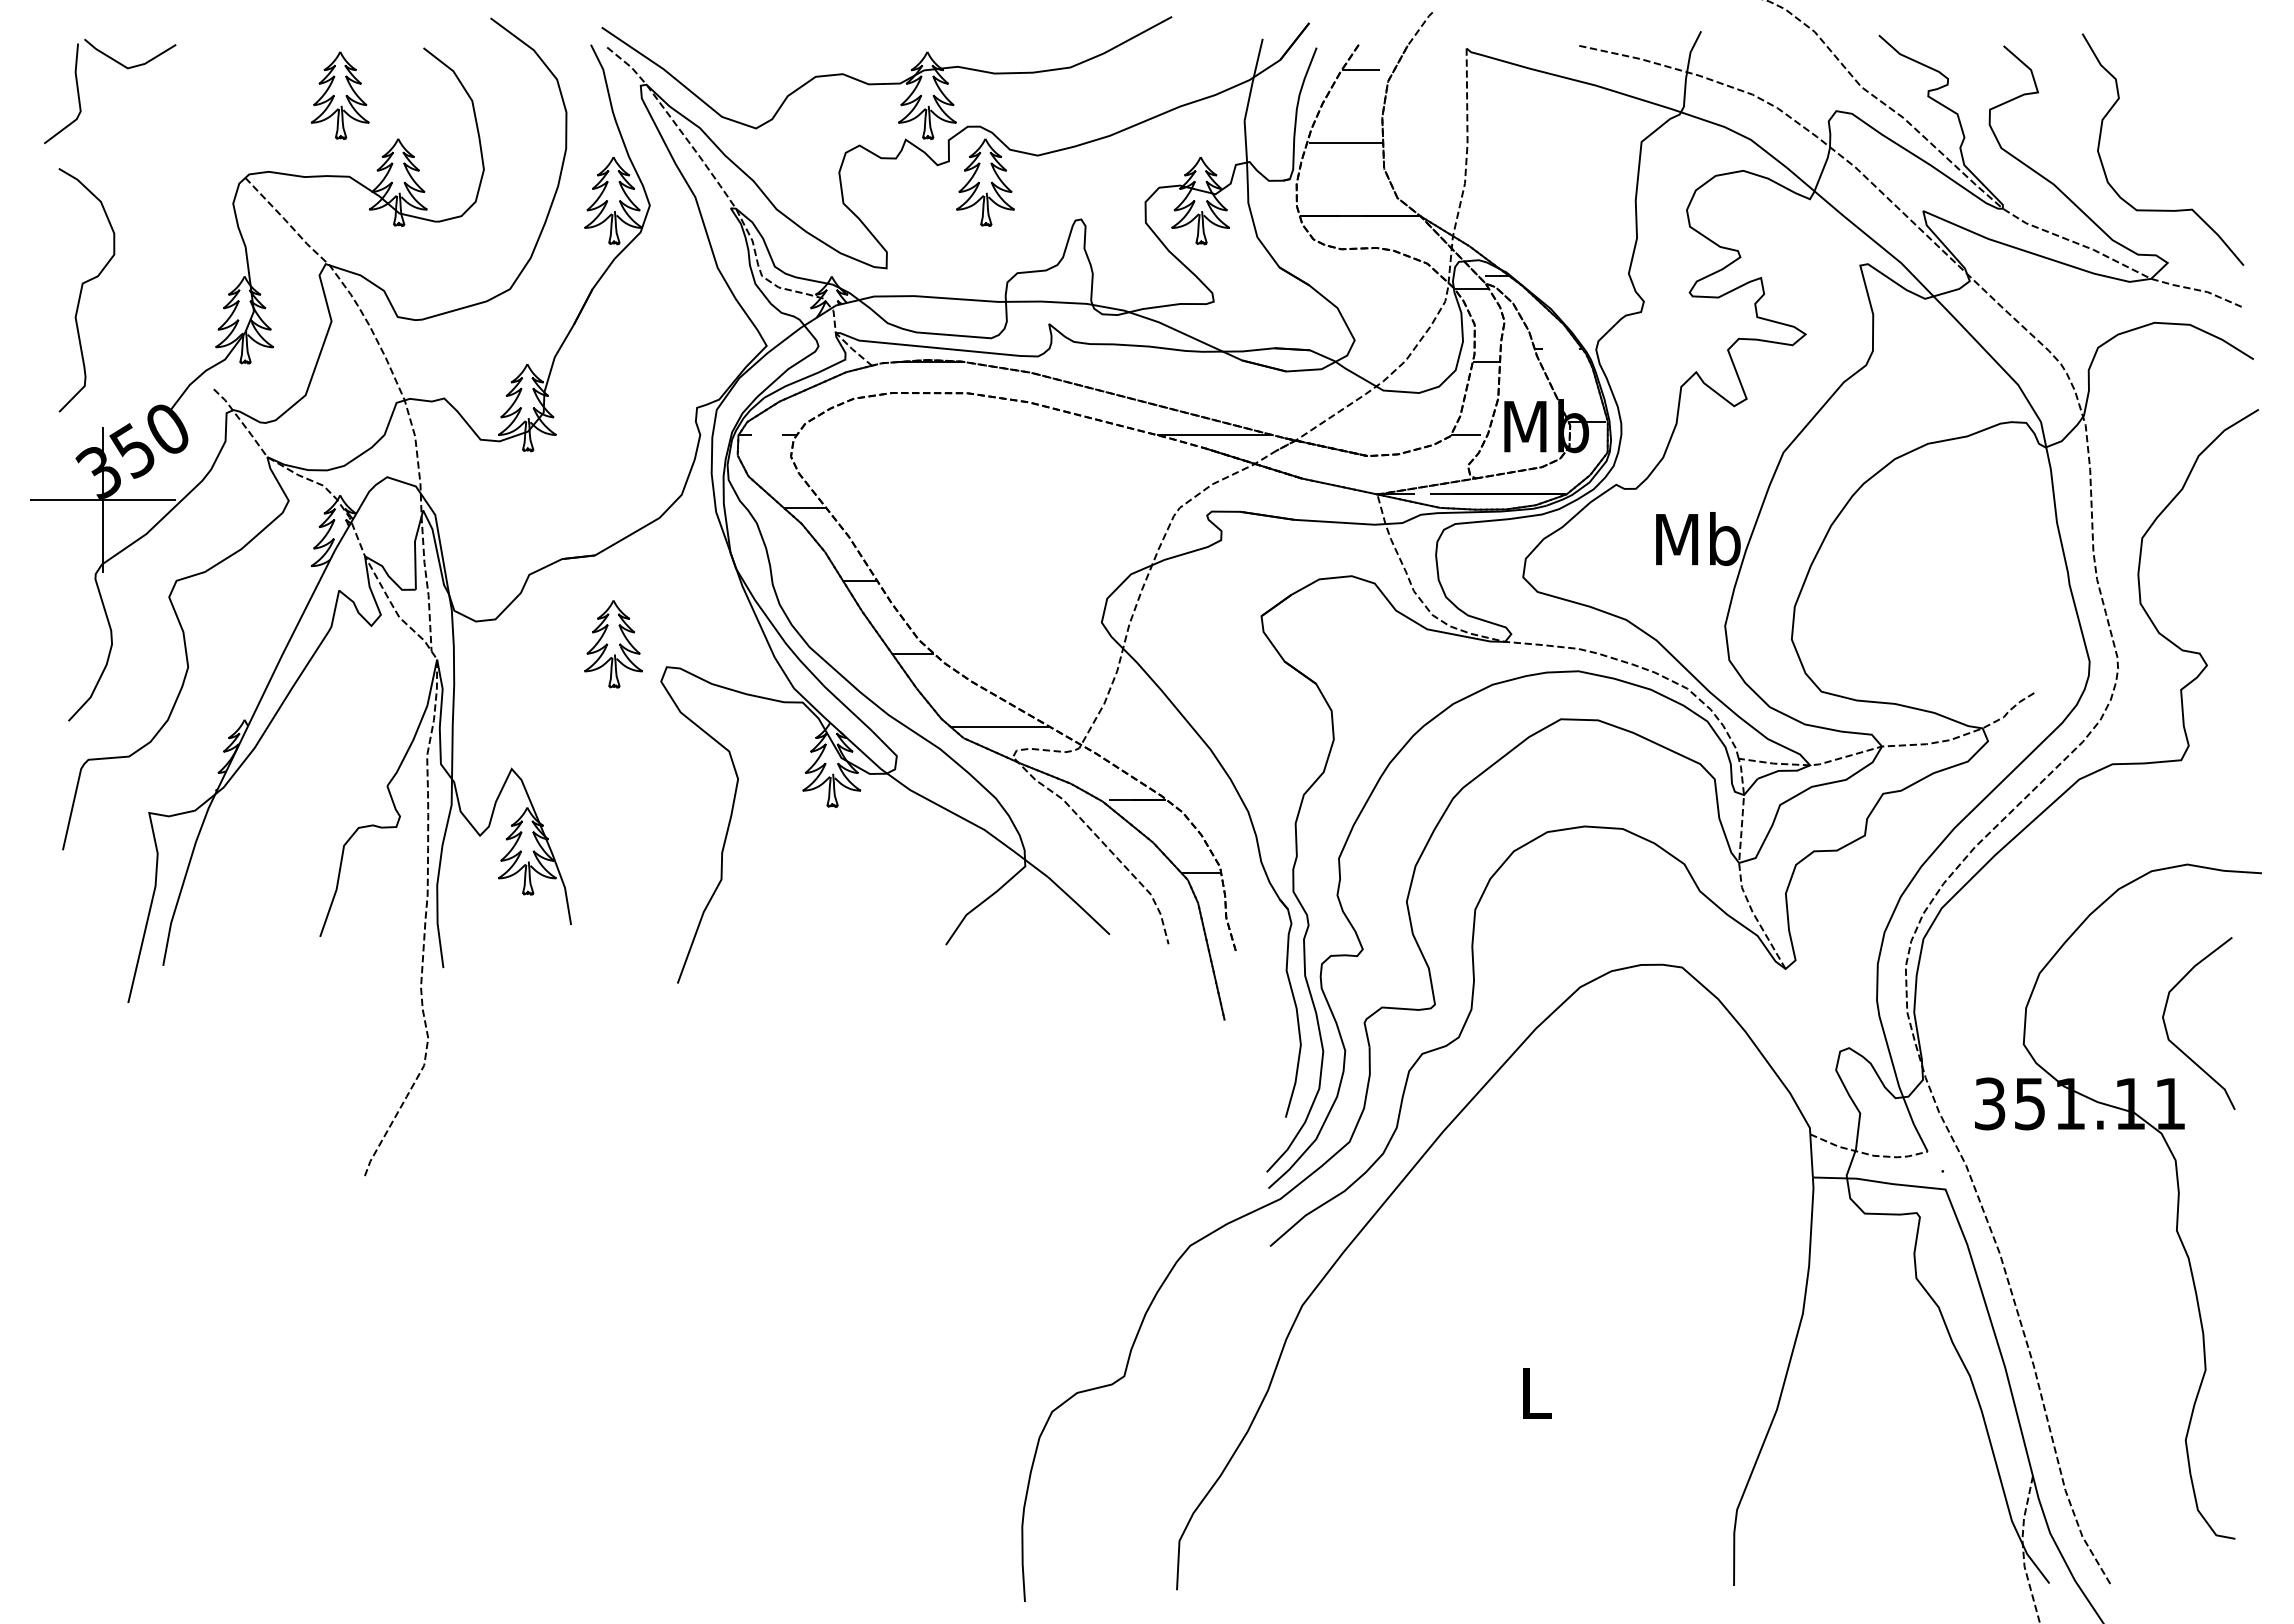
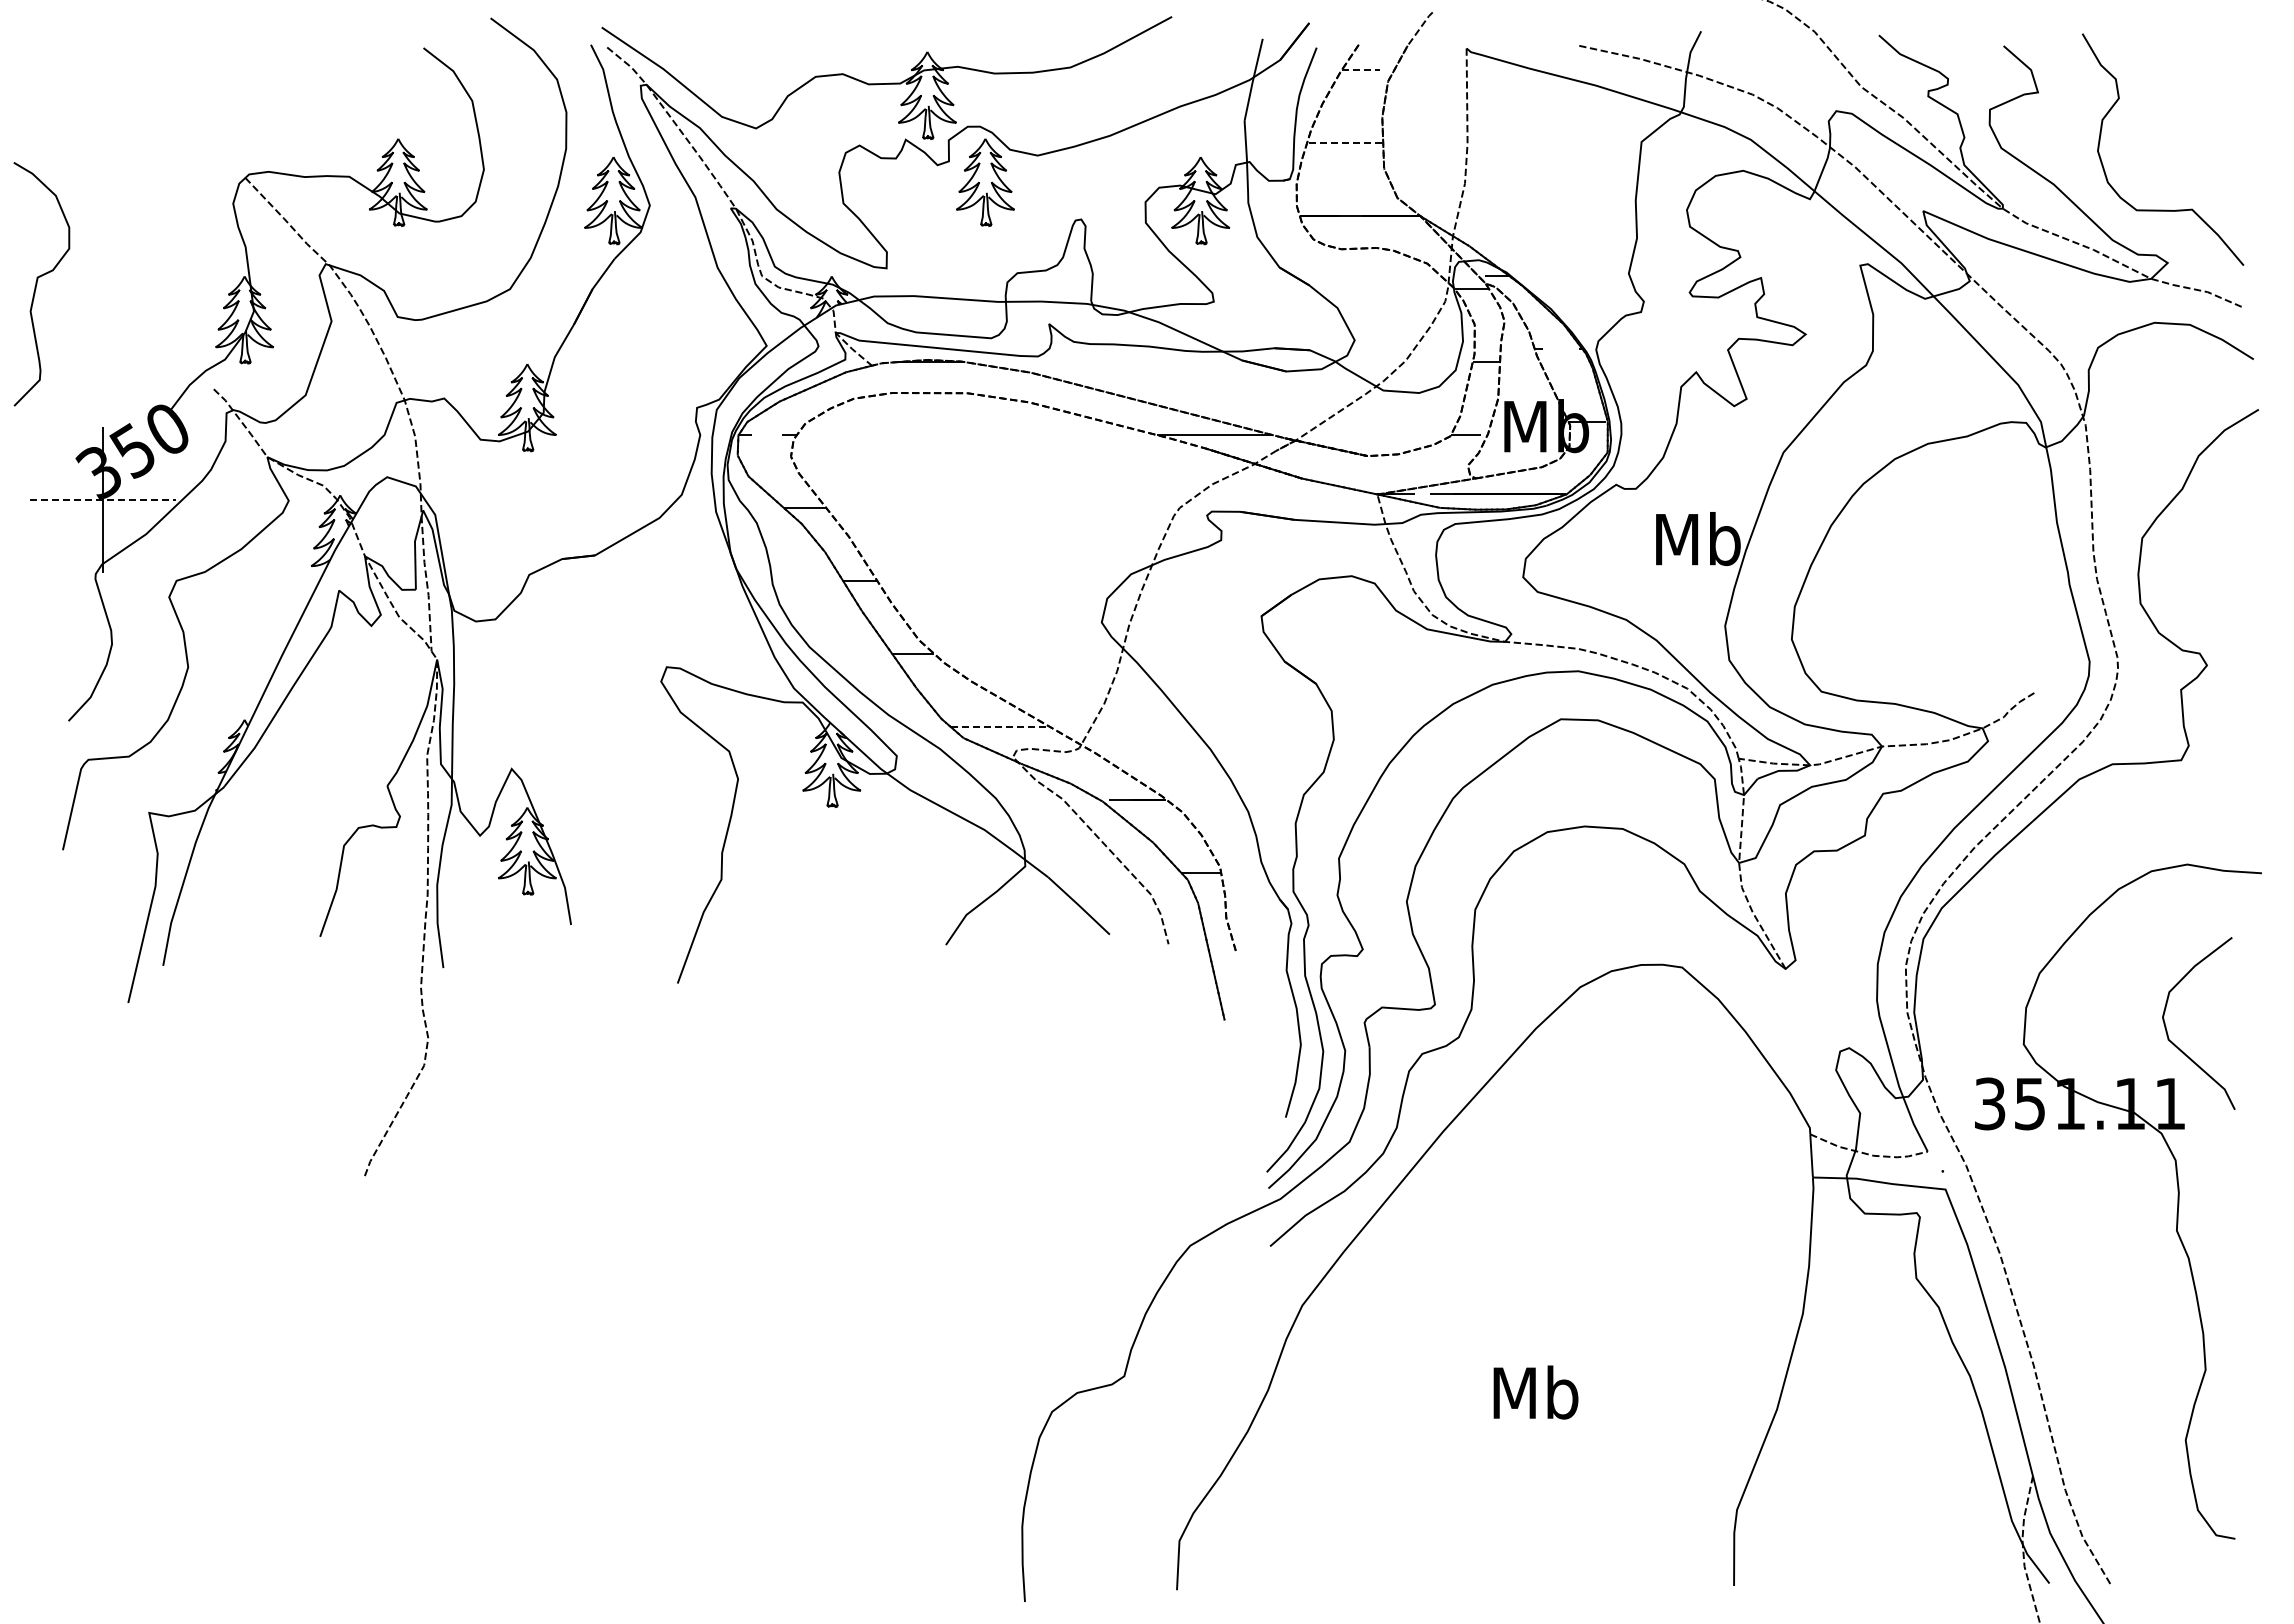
part: present -> none (125, 68)
line: solid -> dashed (1361, 70)
part: present -> none (339, 95)
line: solid -> dashed (1346, 143)
curve position: (82, 290) -> (37, 284) (37, 284)
line: solid -> dashed (103, 499)
part: present -> none (613, 644)
line: solid -> dashed (1000, 726)
text: L -> Mb (1535, 1392)
